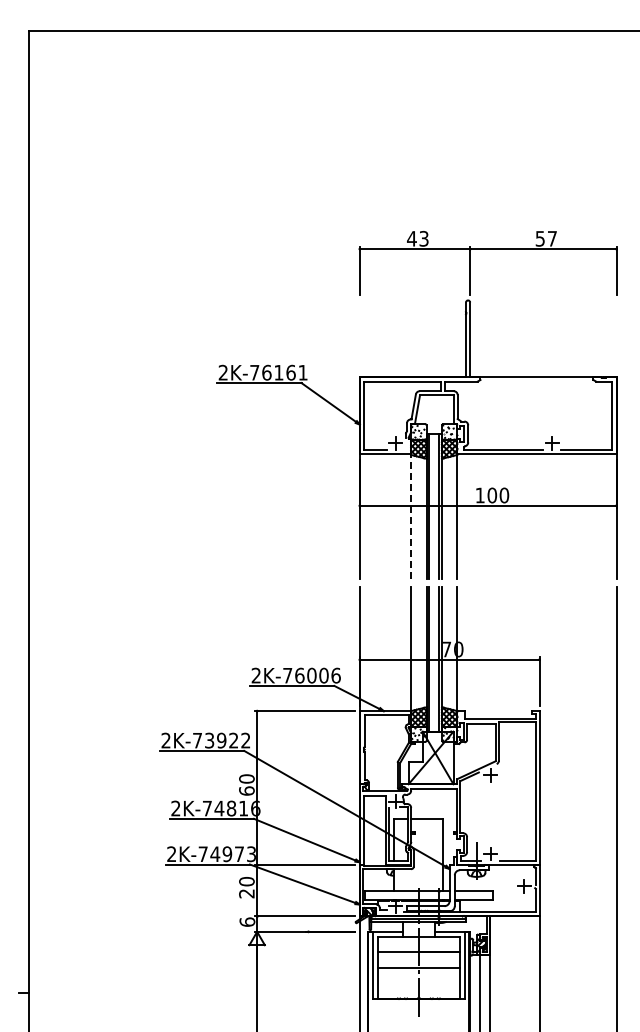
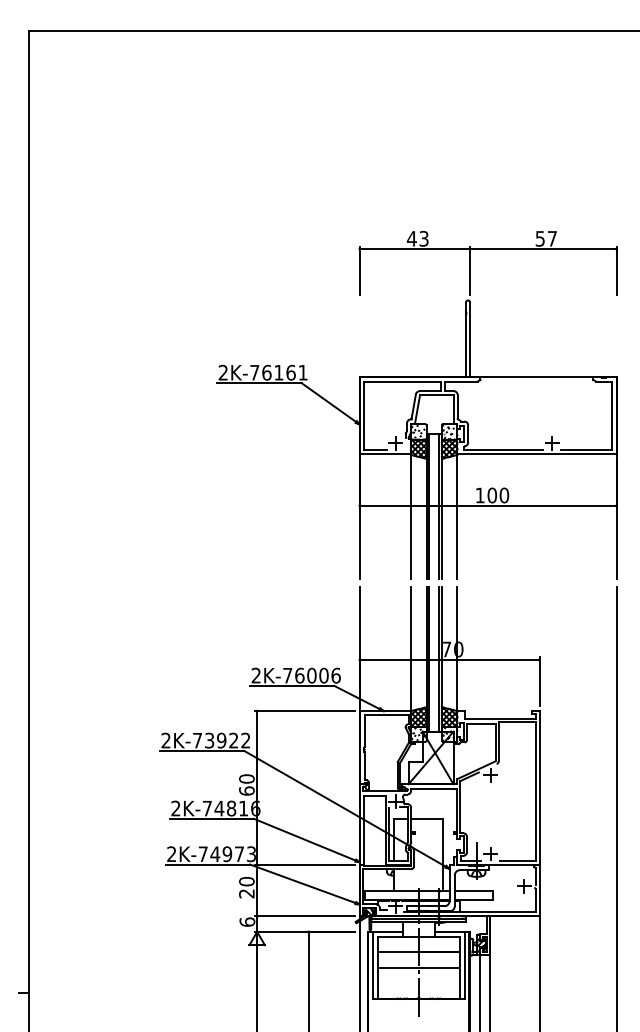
line: dashed -> solid (411, 516)
line: none -> present (308, 979)
